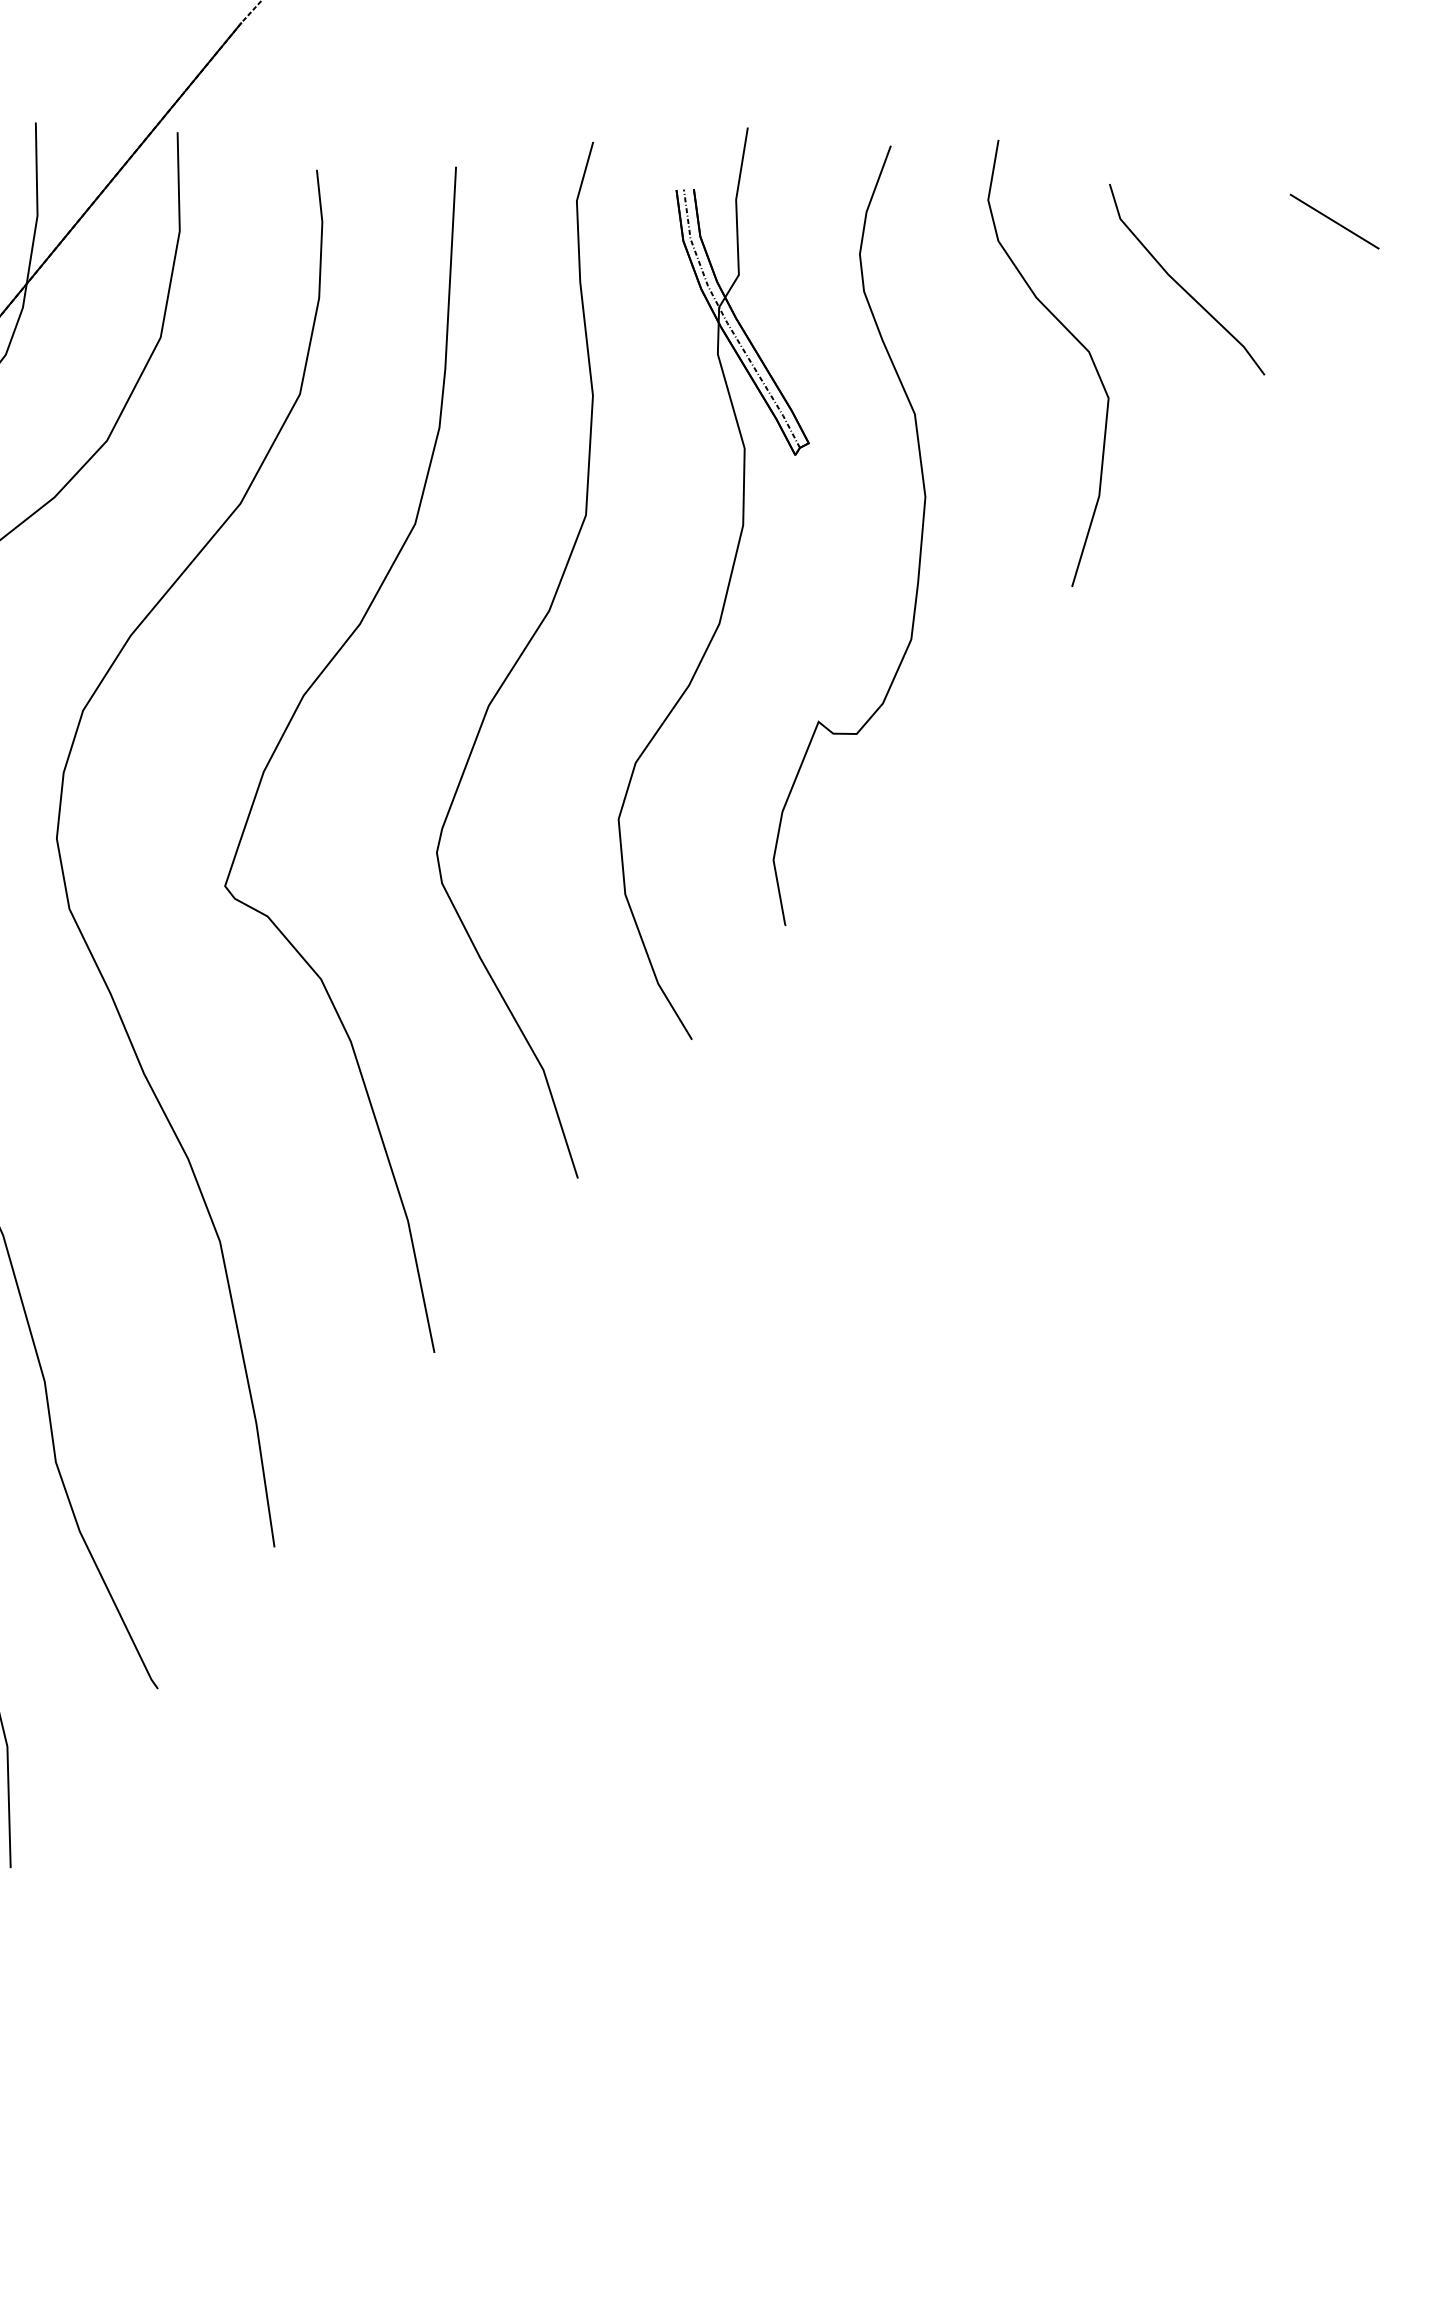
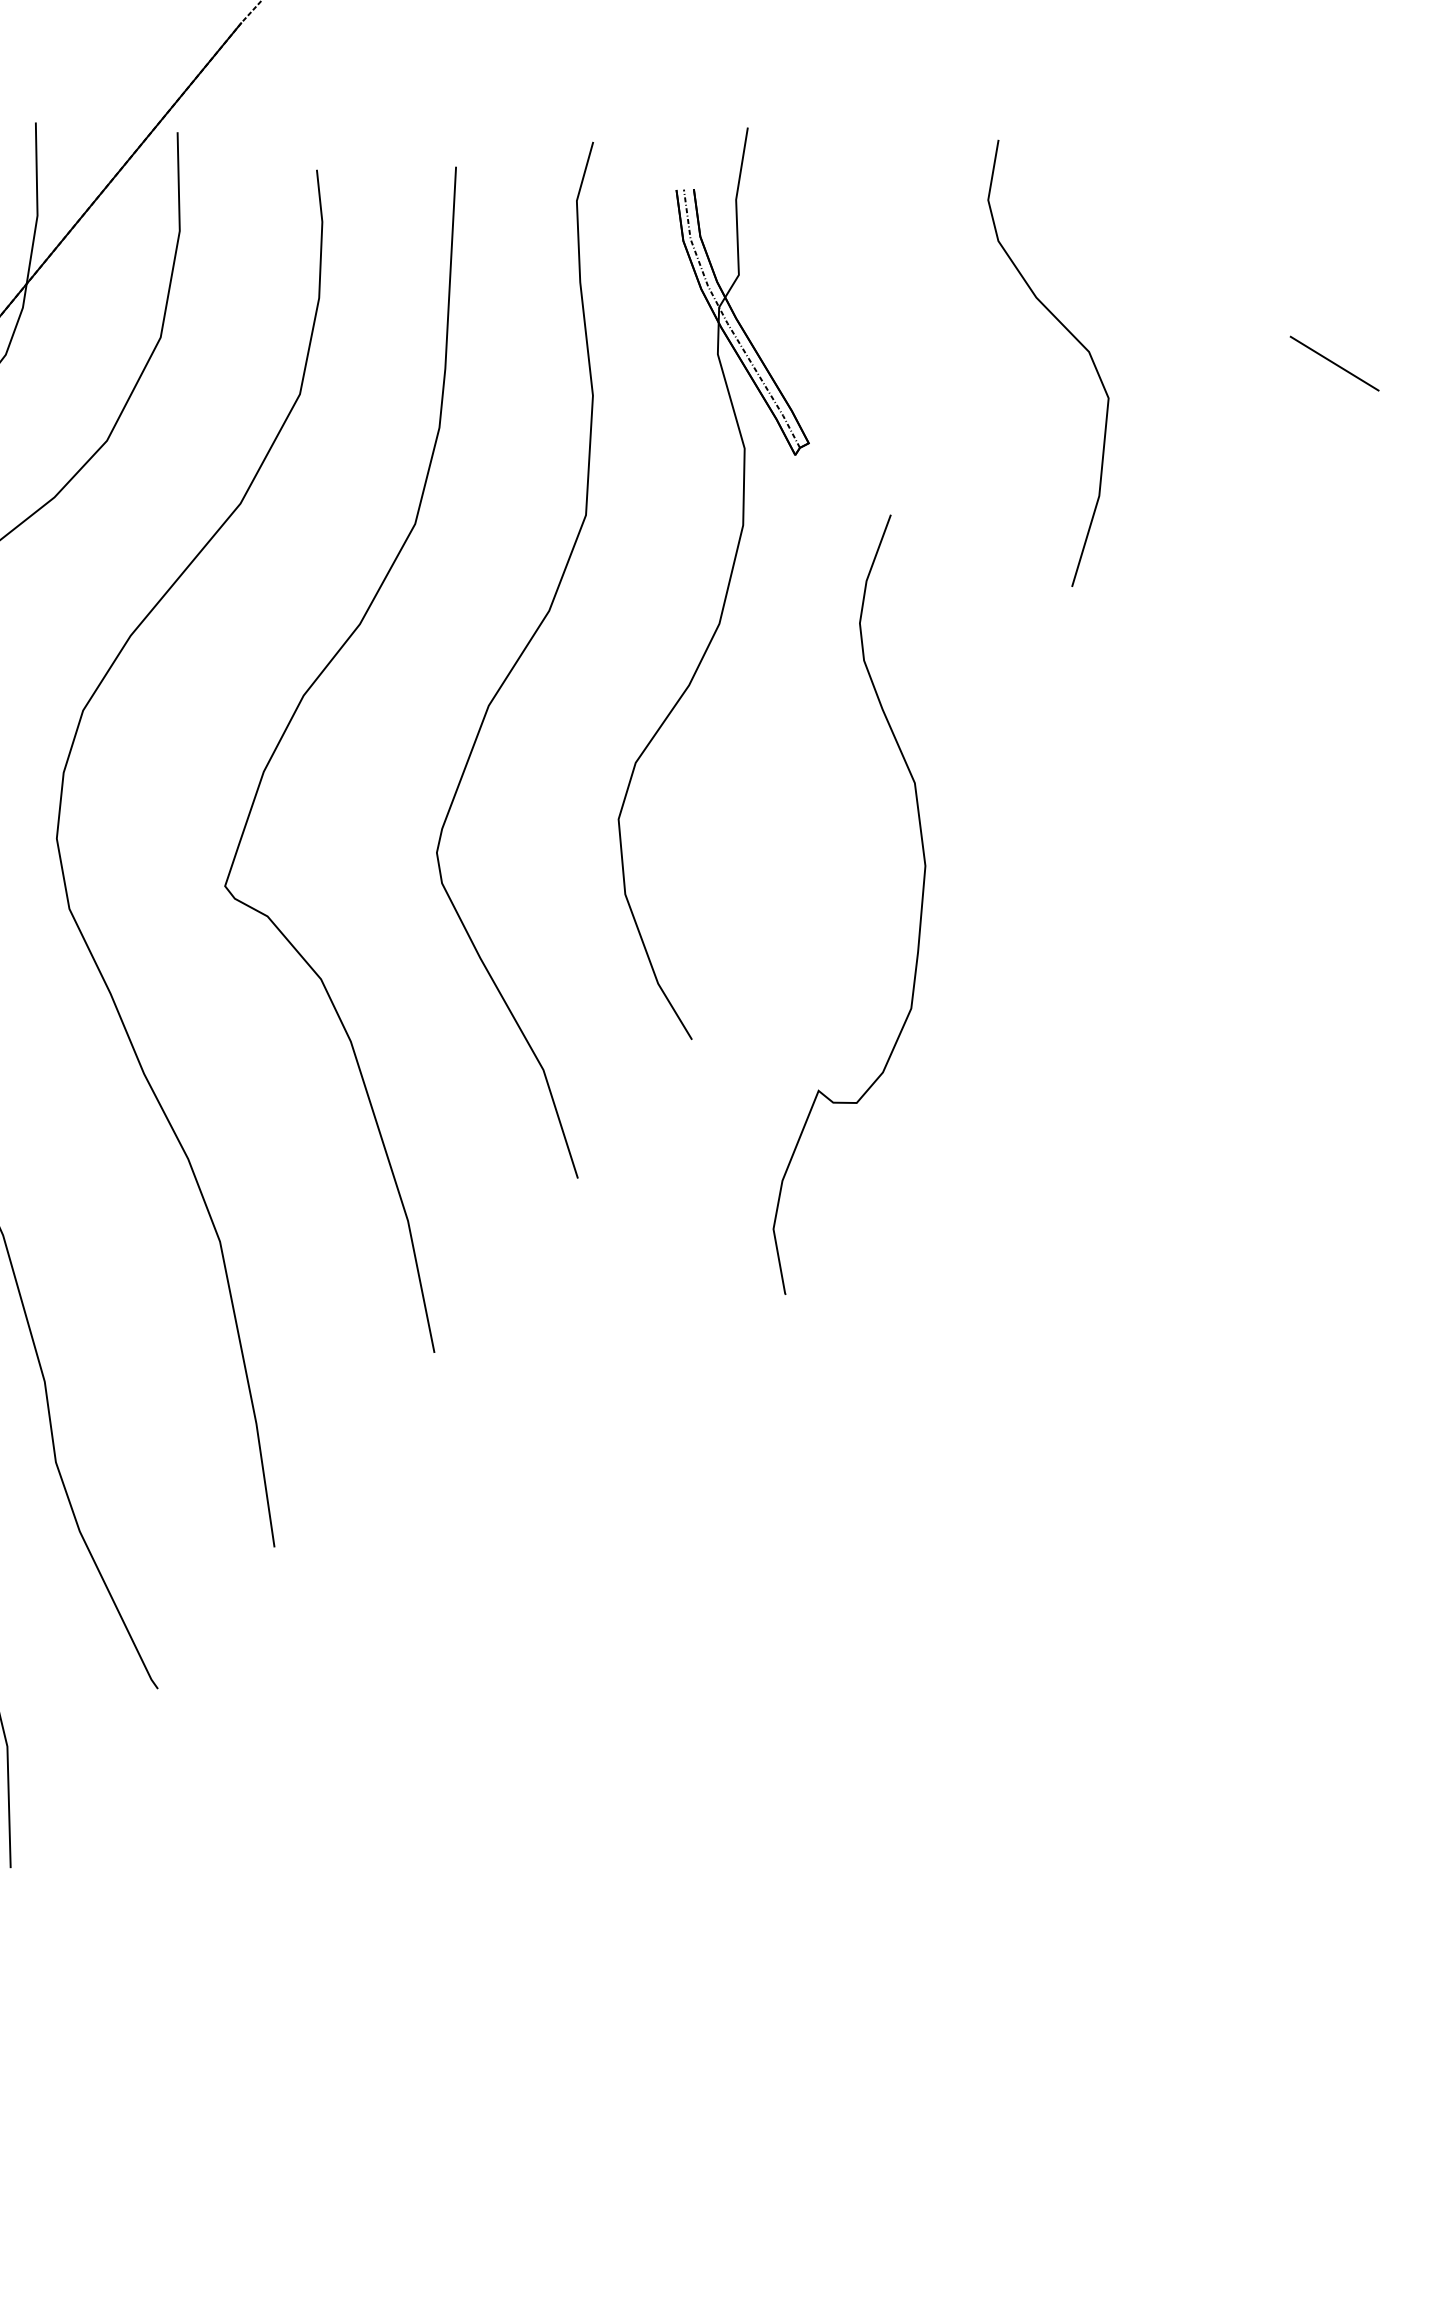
line position: (1334, 221) -> (1334, 363) (1334, 363)
part: present -> none (1181, 285)
part position: (920, 539) -> (920, 908) (920, 908)
